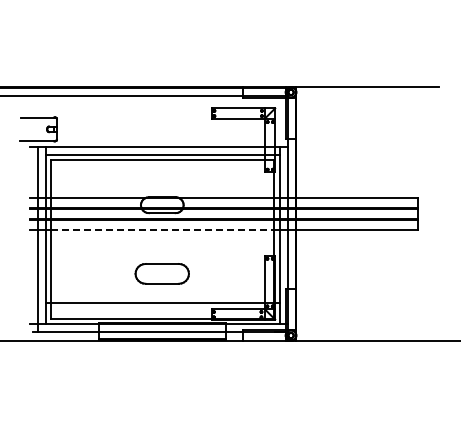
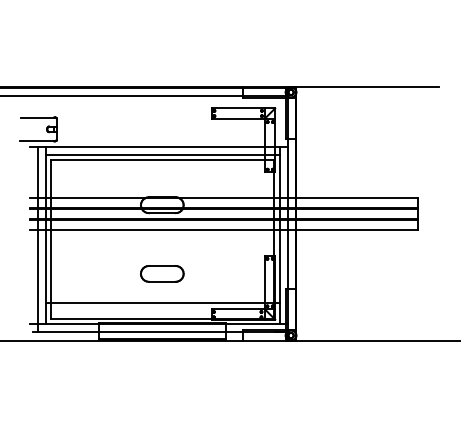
line: dashed -> solid (162, 229)
part size: 56x22 px -> 45x18 px (162, 273)
